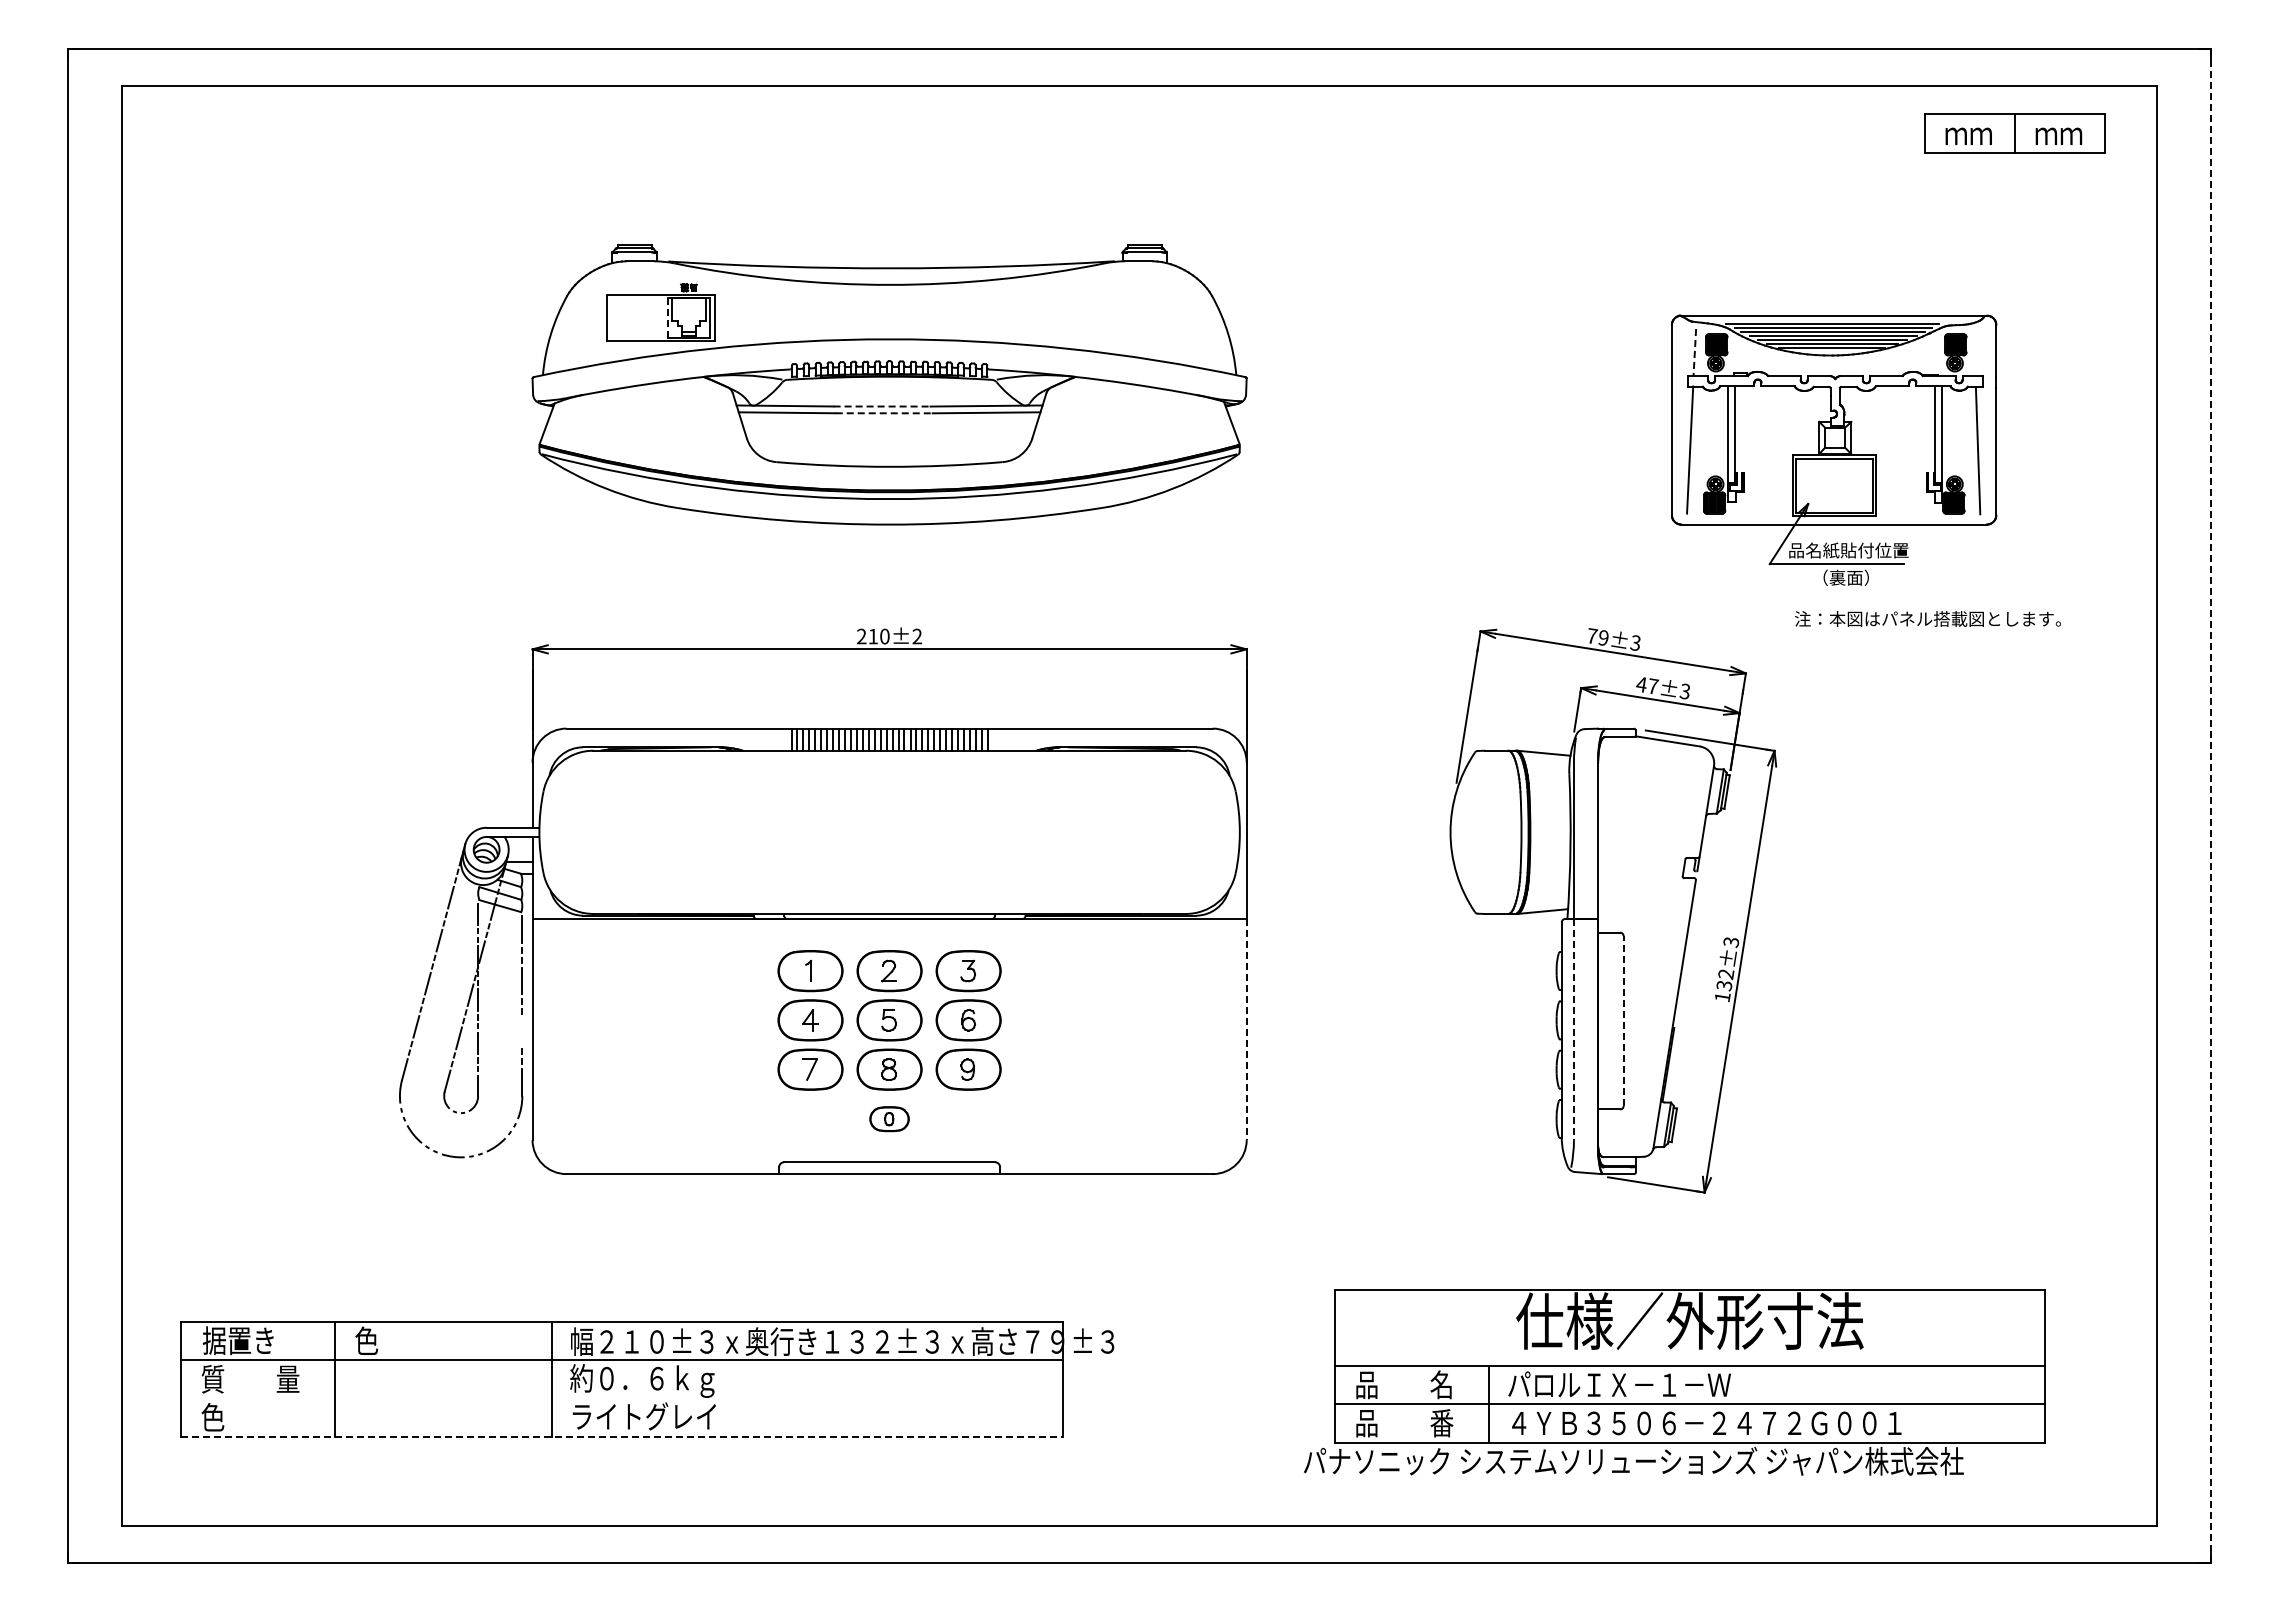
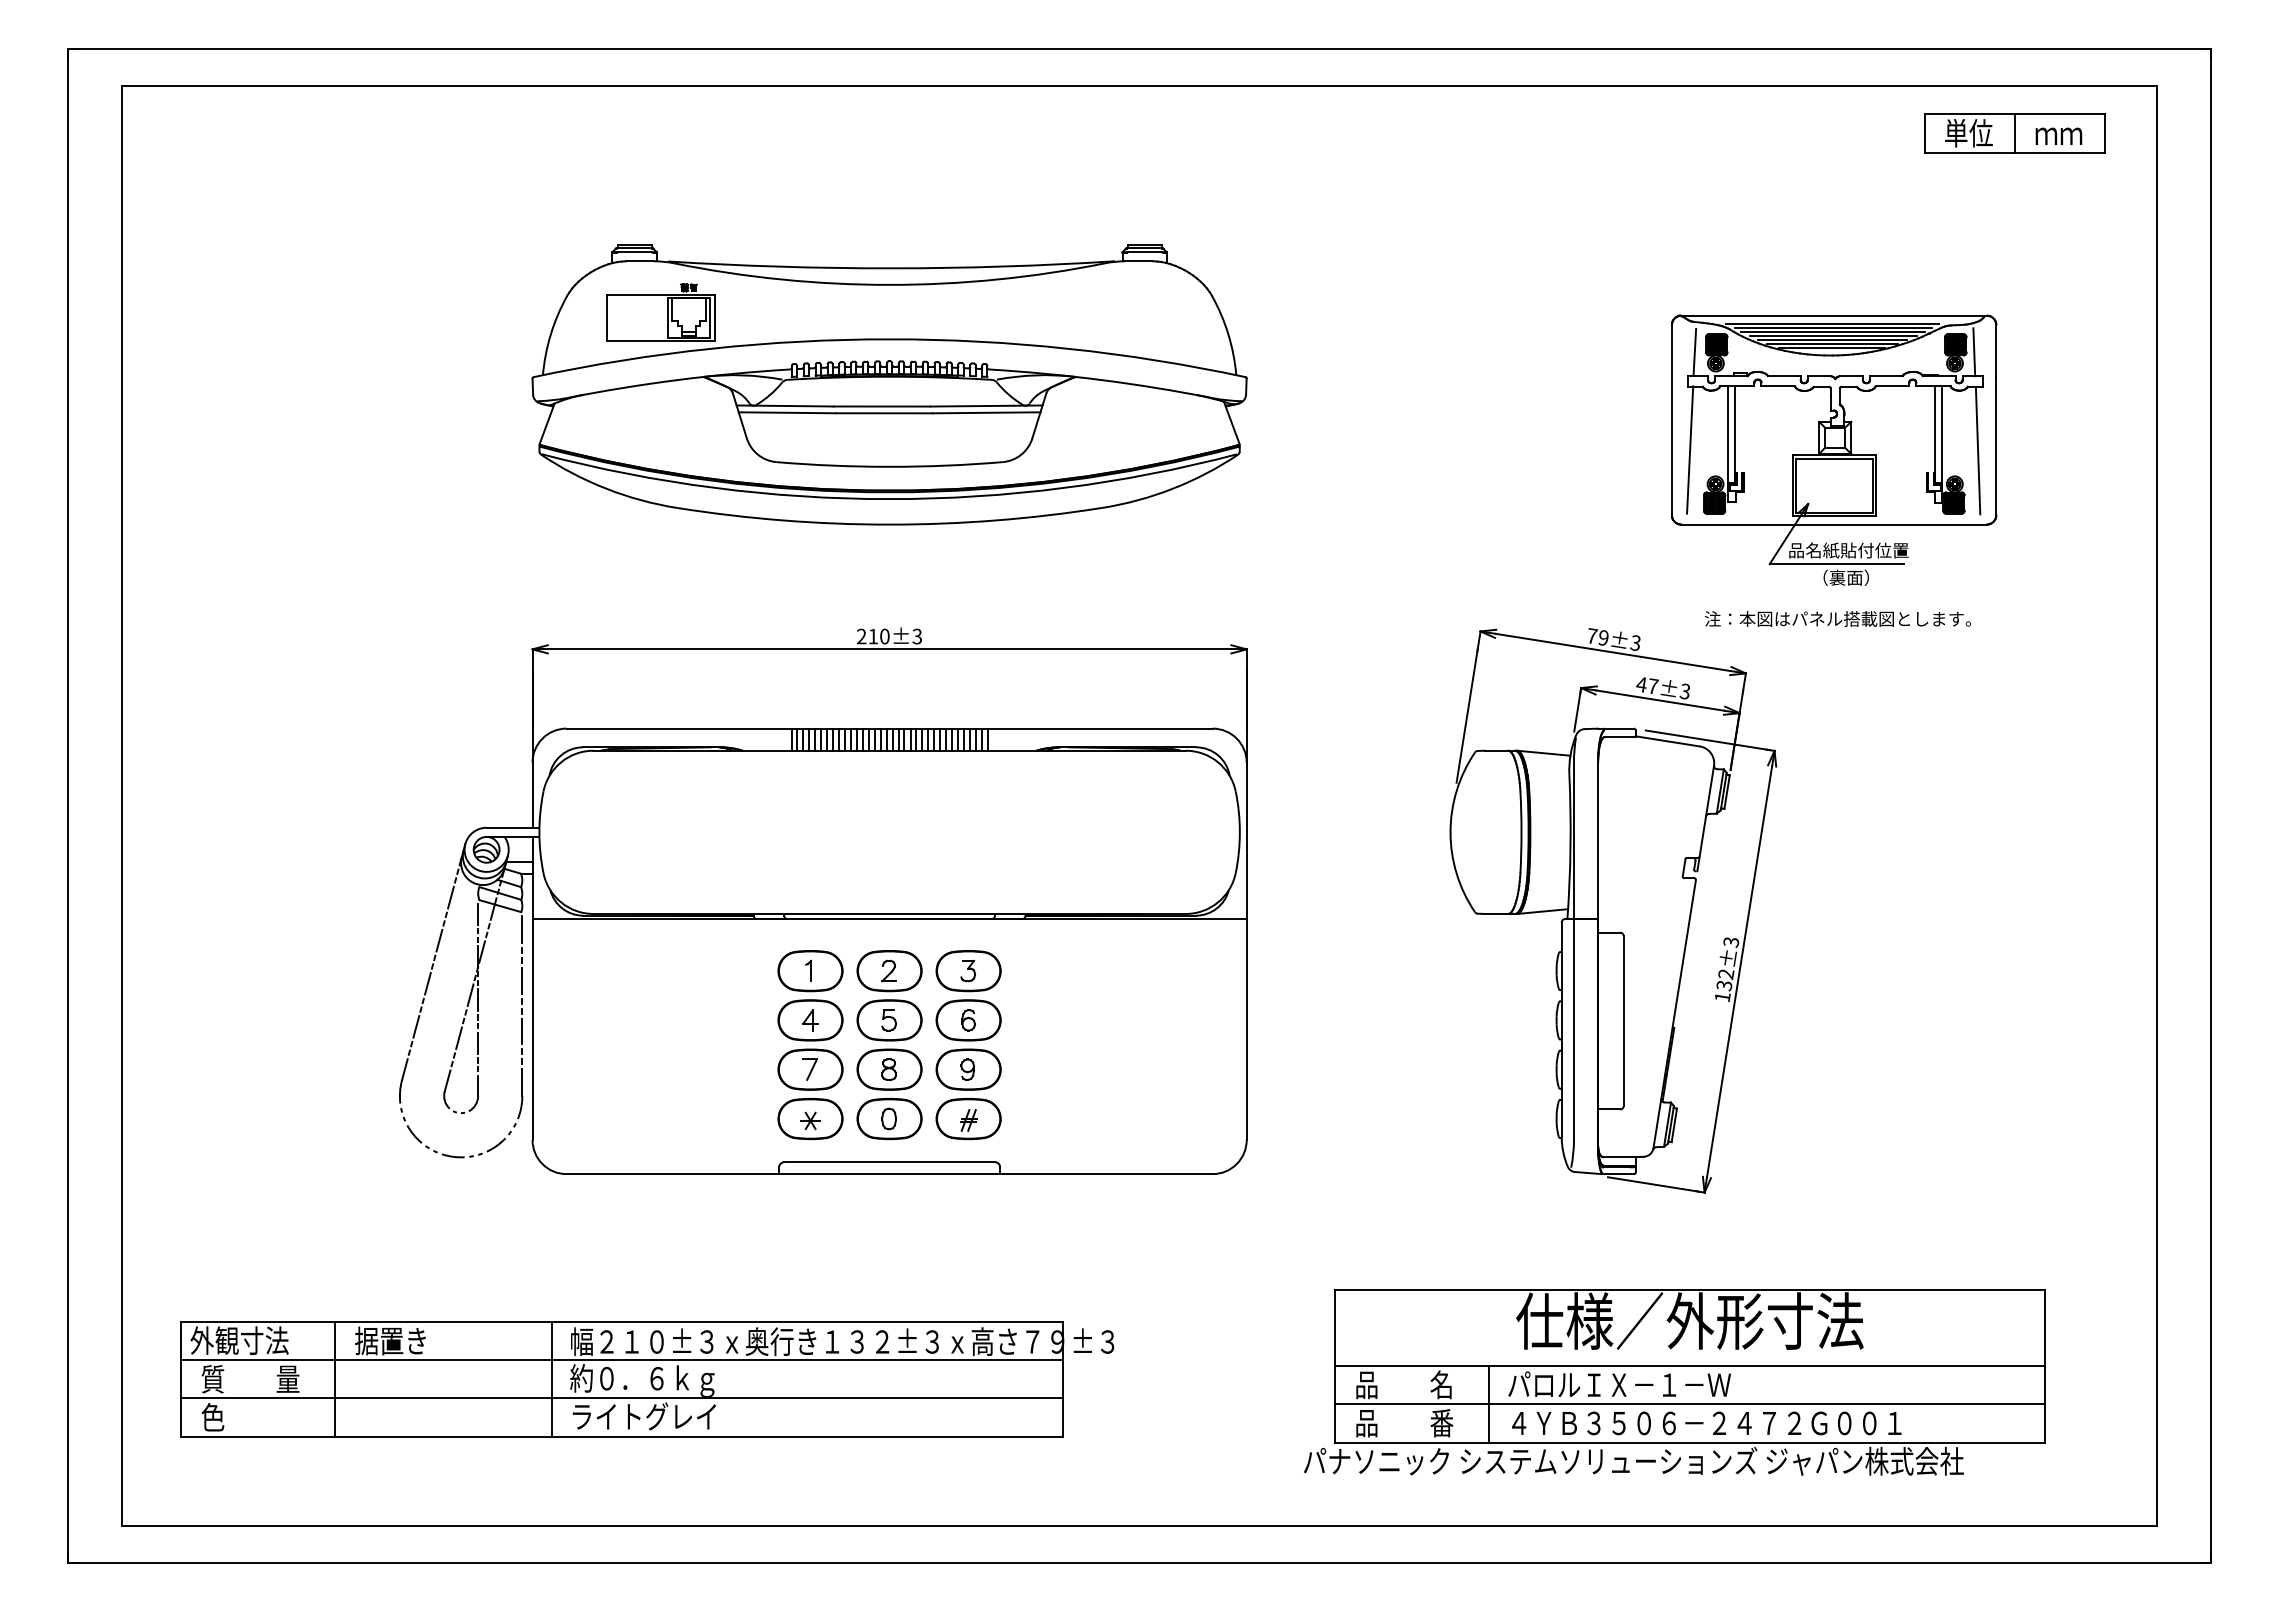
text: ｍｍ -> 単位 (1968, 133)
line: dashed -> solid (667, 318)
line: dashed -> solid (1694, 352)
line: none -> present (1974, 352)
line: dashed -> solid (882, 406)
line: dashed -> solid (884, 413)
text position: (1927, 618) -> (1837, 618) (1837, 618)
text: 210±2 -> 210±3 (917, 636)
line: dashed -> solid (2210, 805)
line: dashed -> solid (1623, 1020)
line: dashed -> solid (1246, 1029)
line: dashed -> solid (1573, 1029)
line: none -> present (522, 1030)
part: none -> present (810, 1119)
part size: 41x27 px -> 67x43 px (889, 1119)
part: none -> present (968, 1119)
text: 据置き -> 外観寸法 (239, 1340)
text: 色 -> 据置き (390, 1340)
line: none -> present (622, 1398)
line: dashed -> solid (622, 1436)
